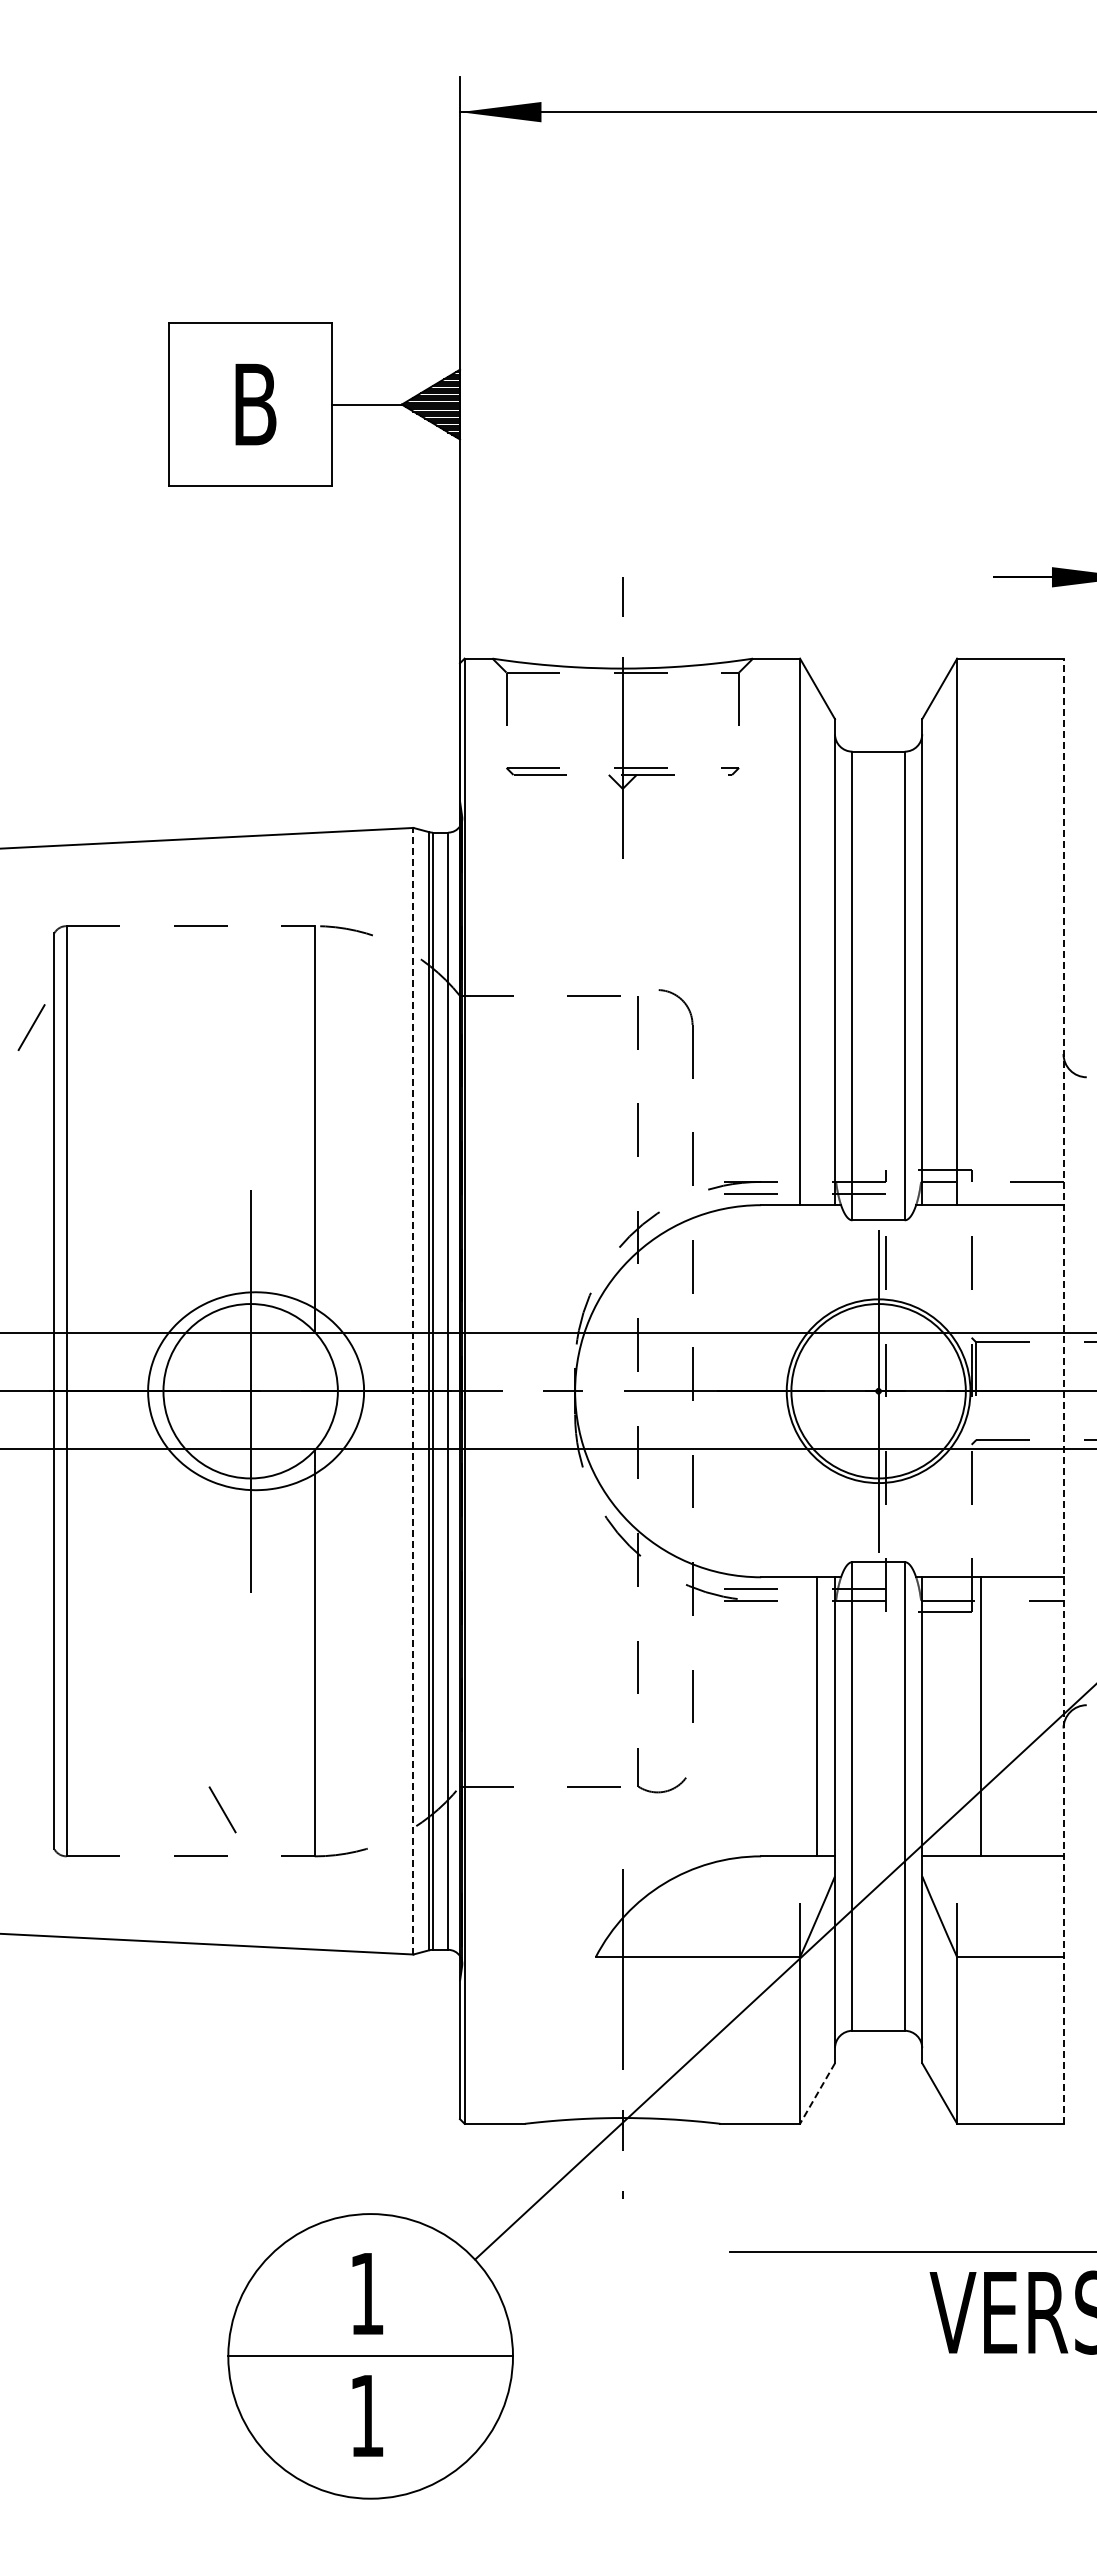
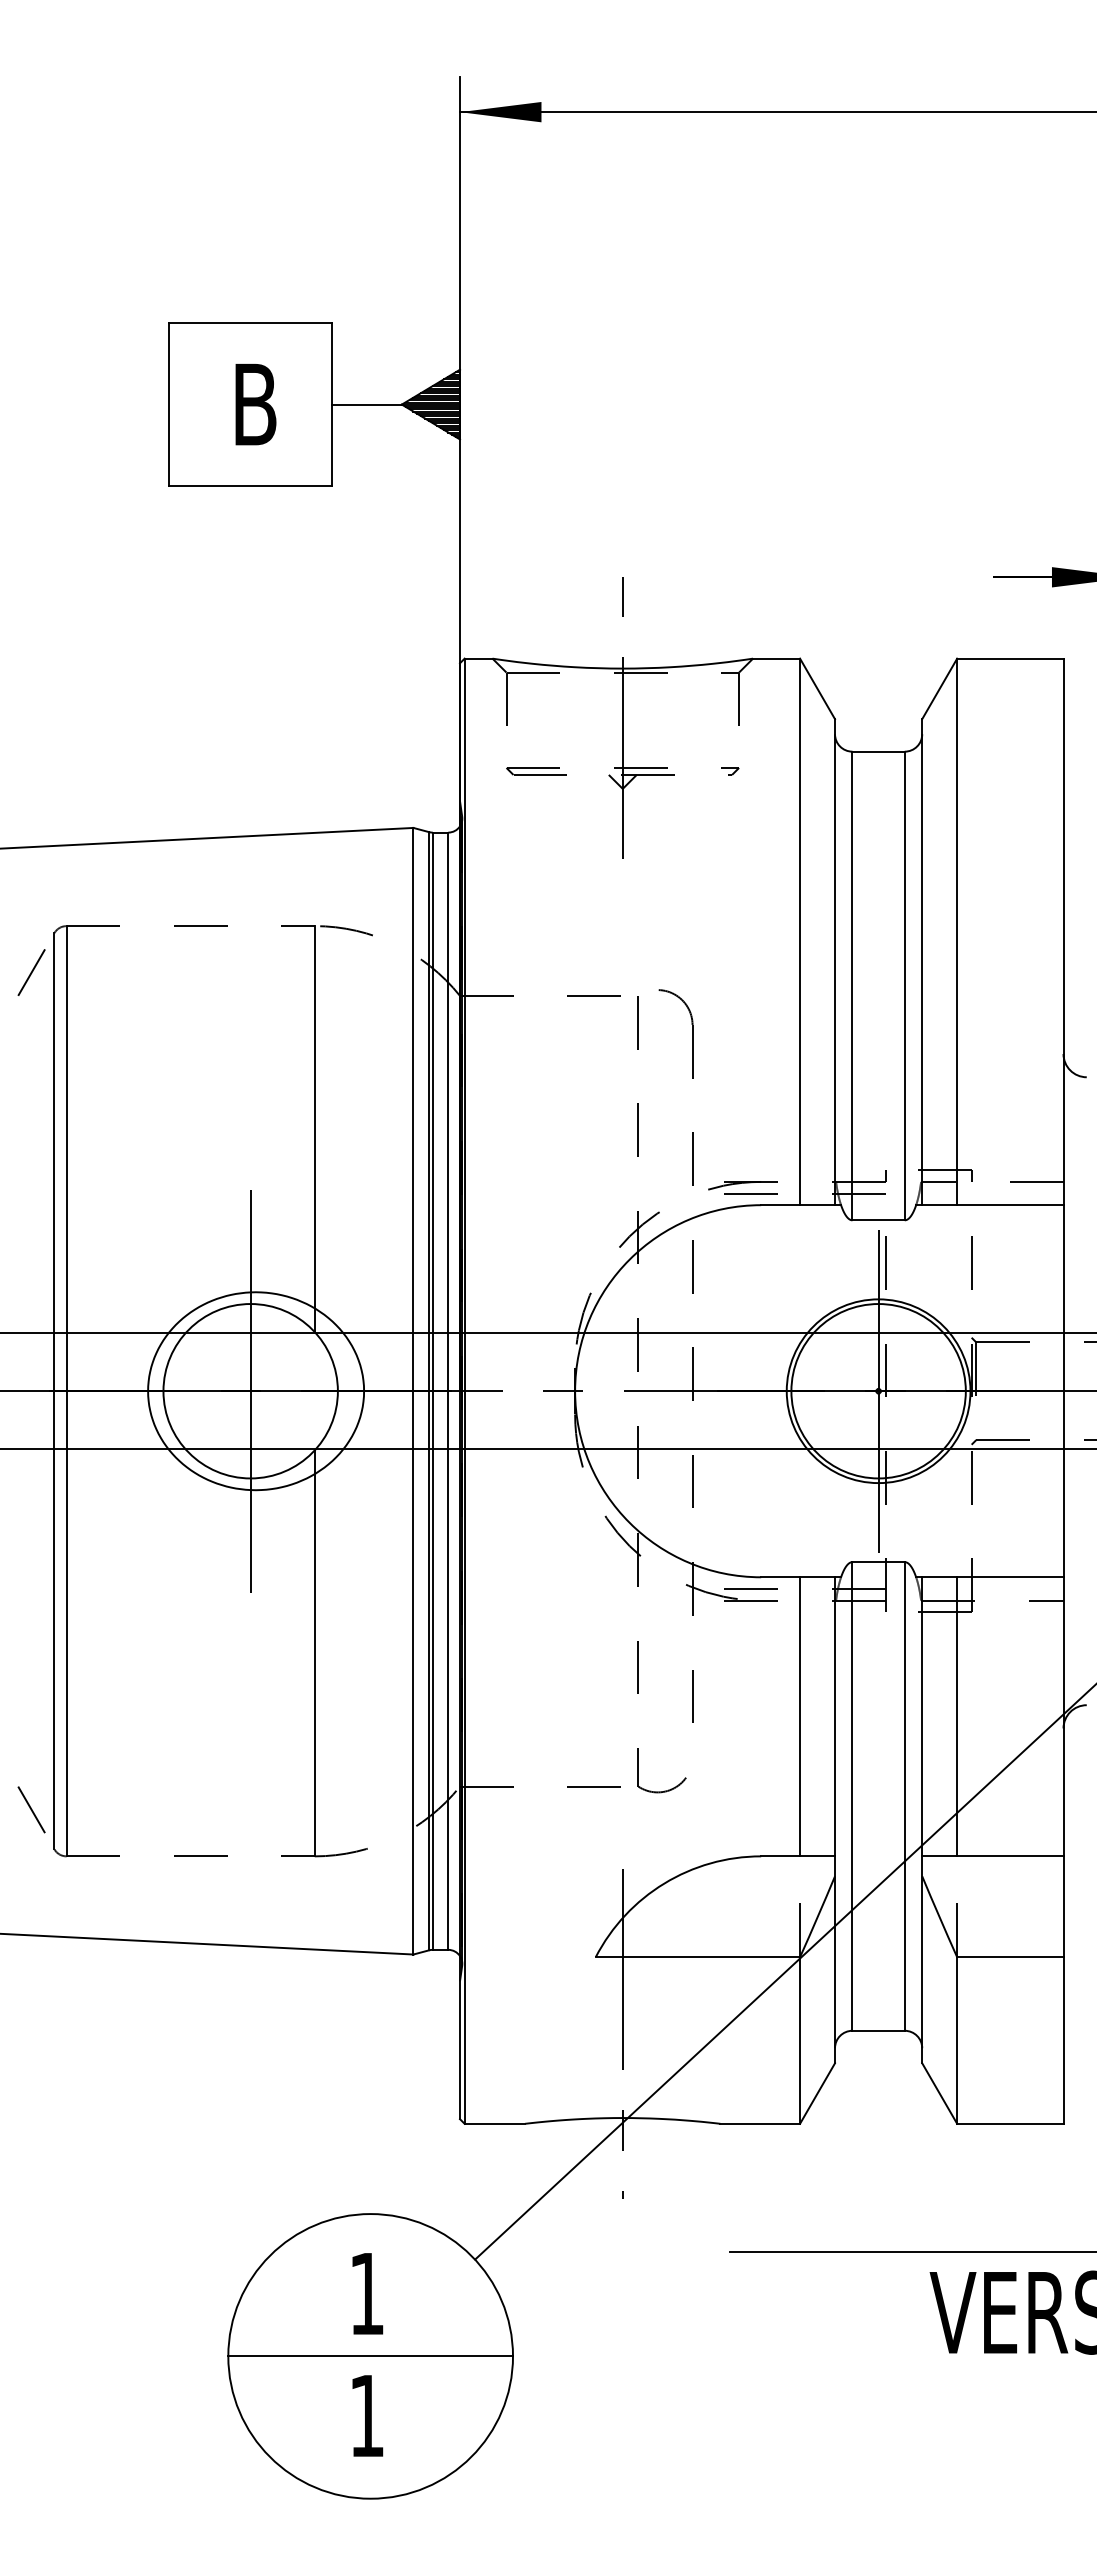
line position: (31, 1027) -> (31, 972) (31, 972)
line: dashed -> solid (413, 1390)
line: dashed -> solid (1063, 1391)
line position: (817, 1716) -> (800, 1716) (800, 1716)
line position: (981, 1716) -> (957, 1716) (957, 1716)
line position: (222, 1809) -> (31, 1809) (31, 1809)
line: dashed -> solid (817, 2093)
